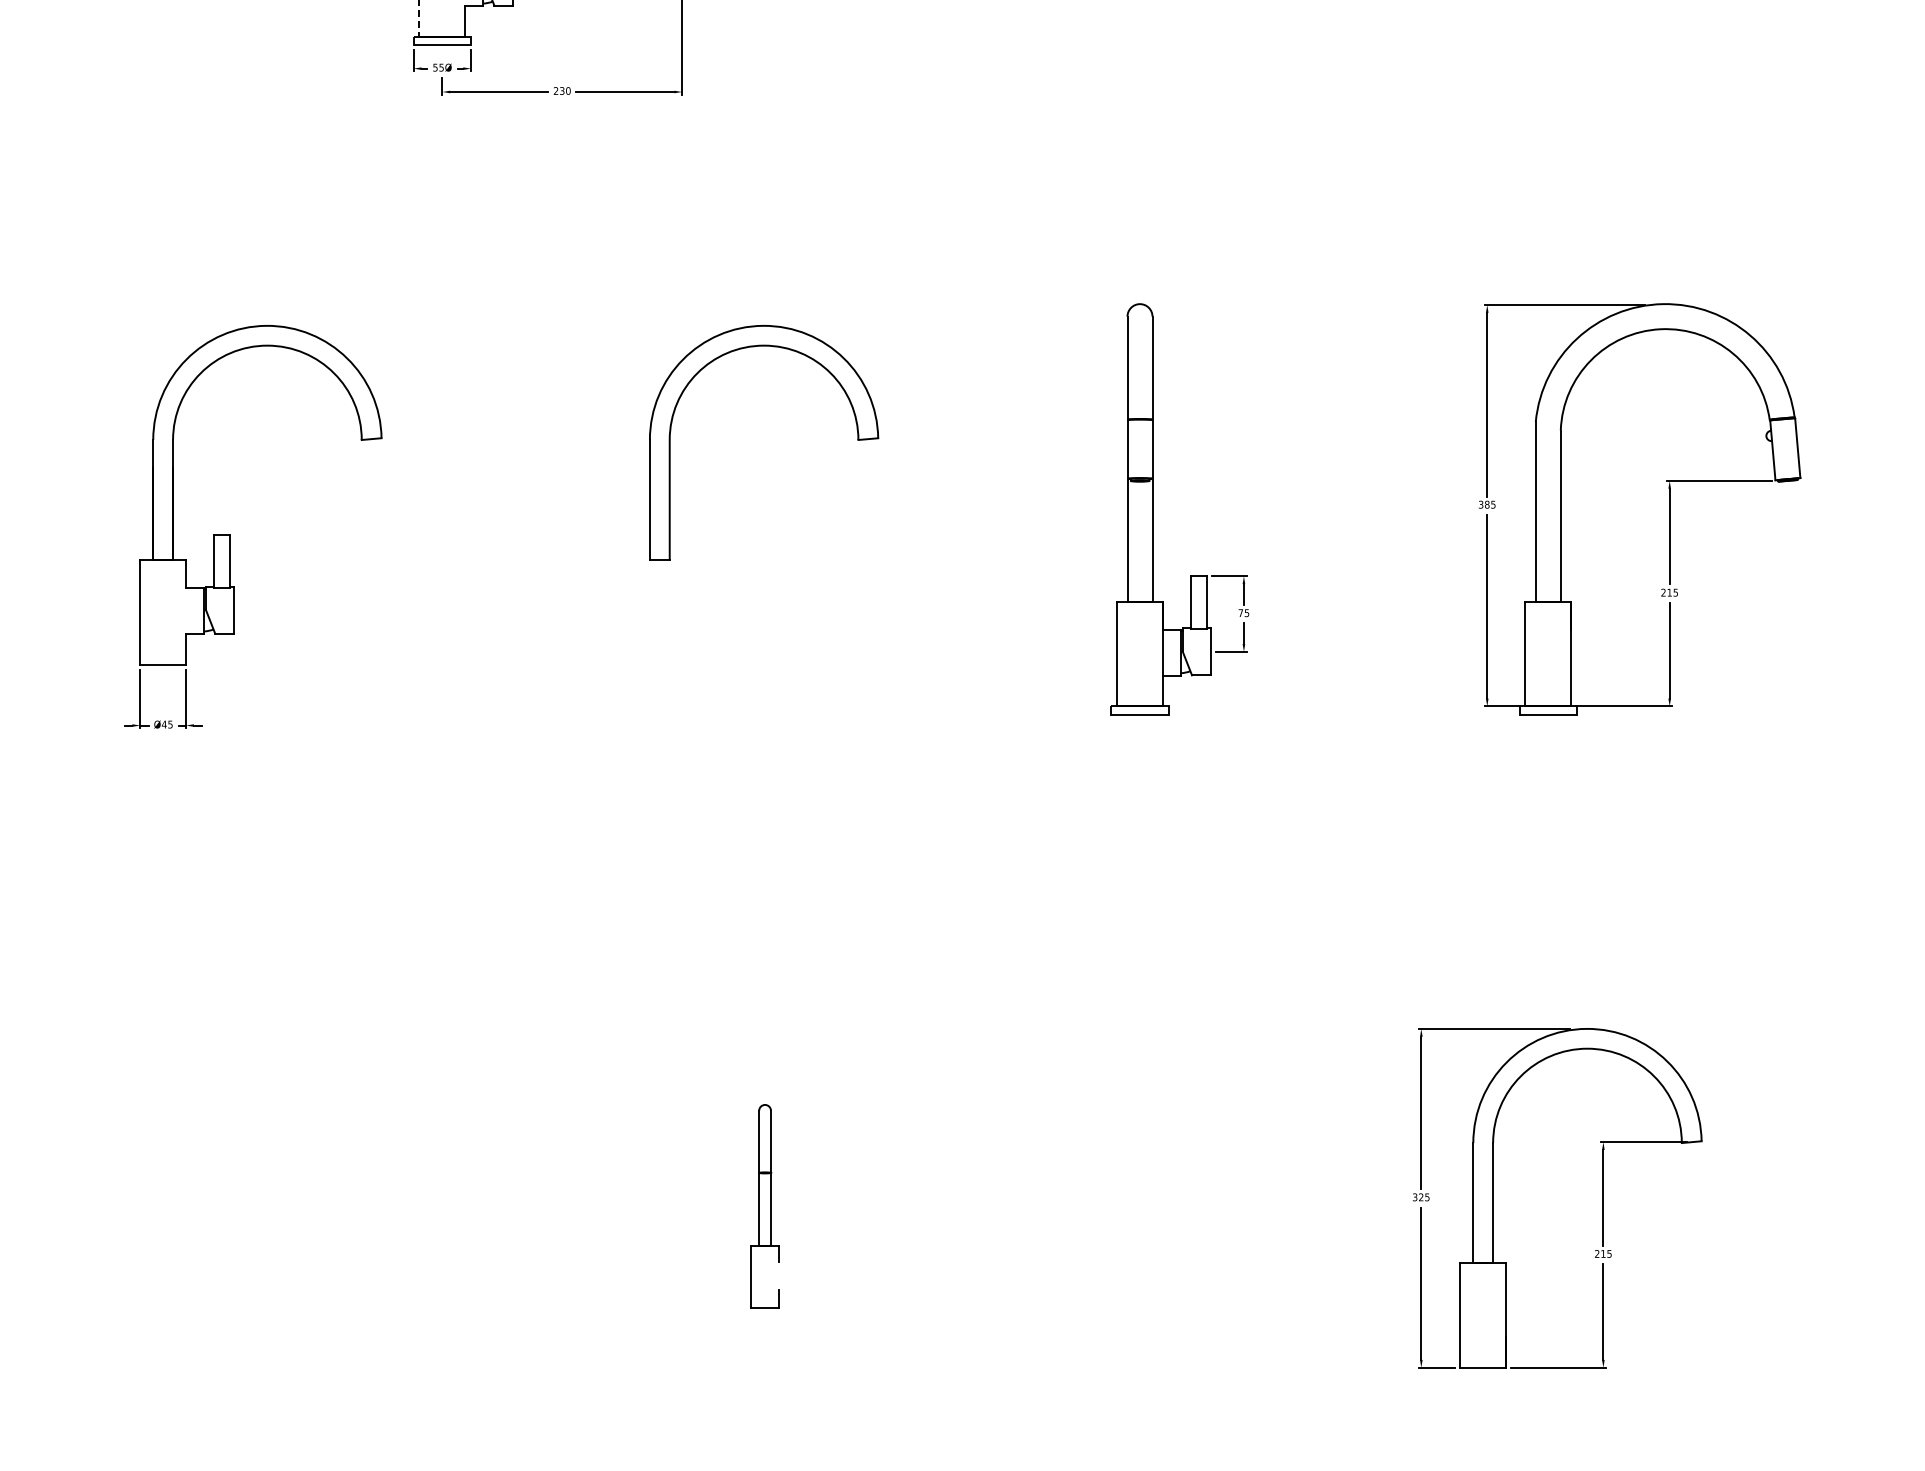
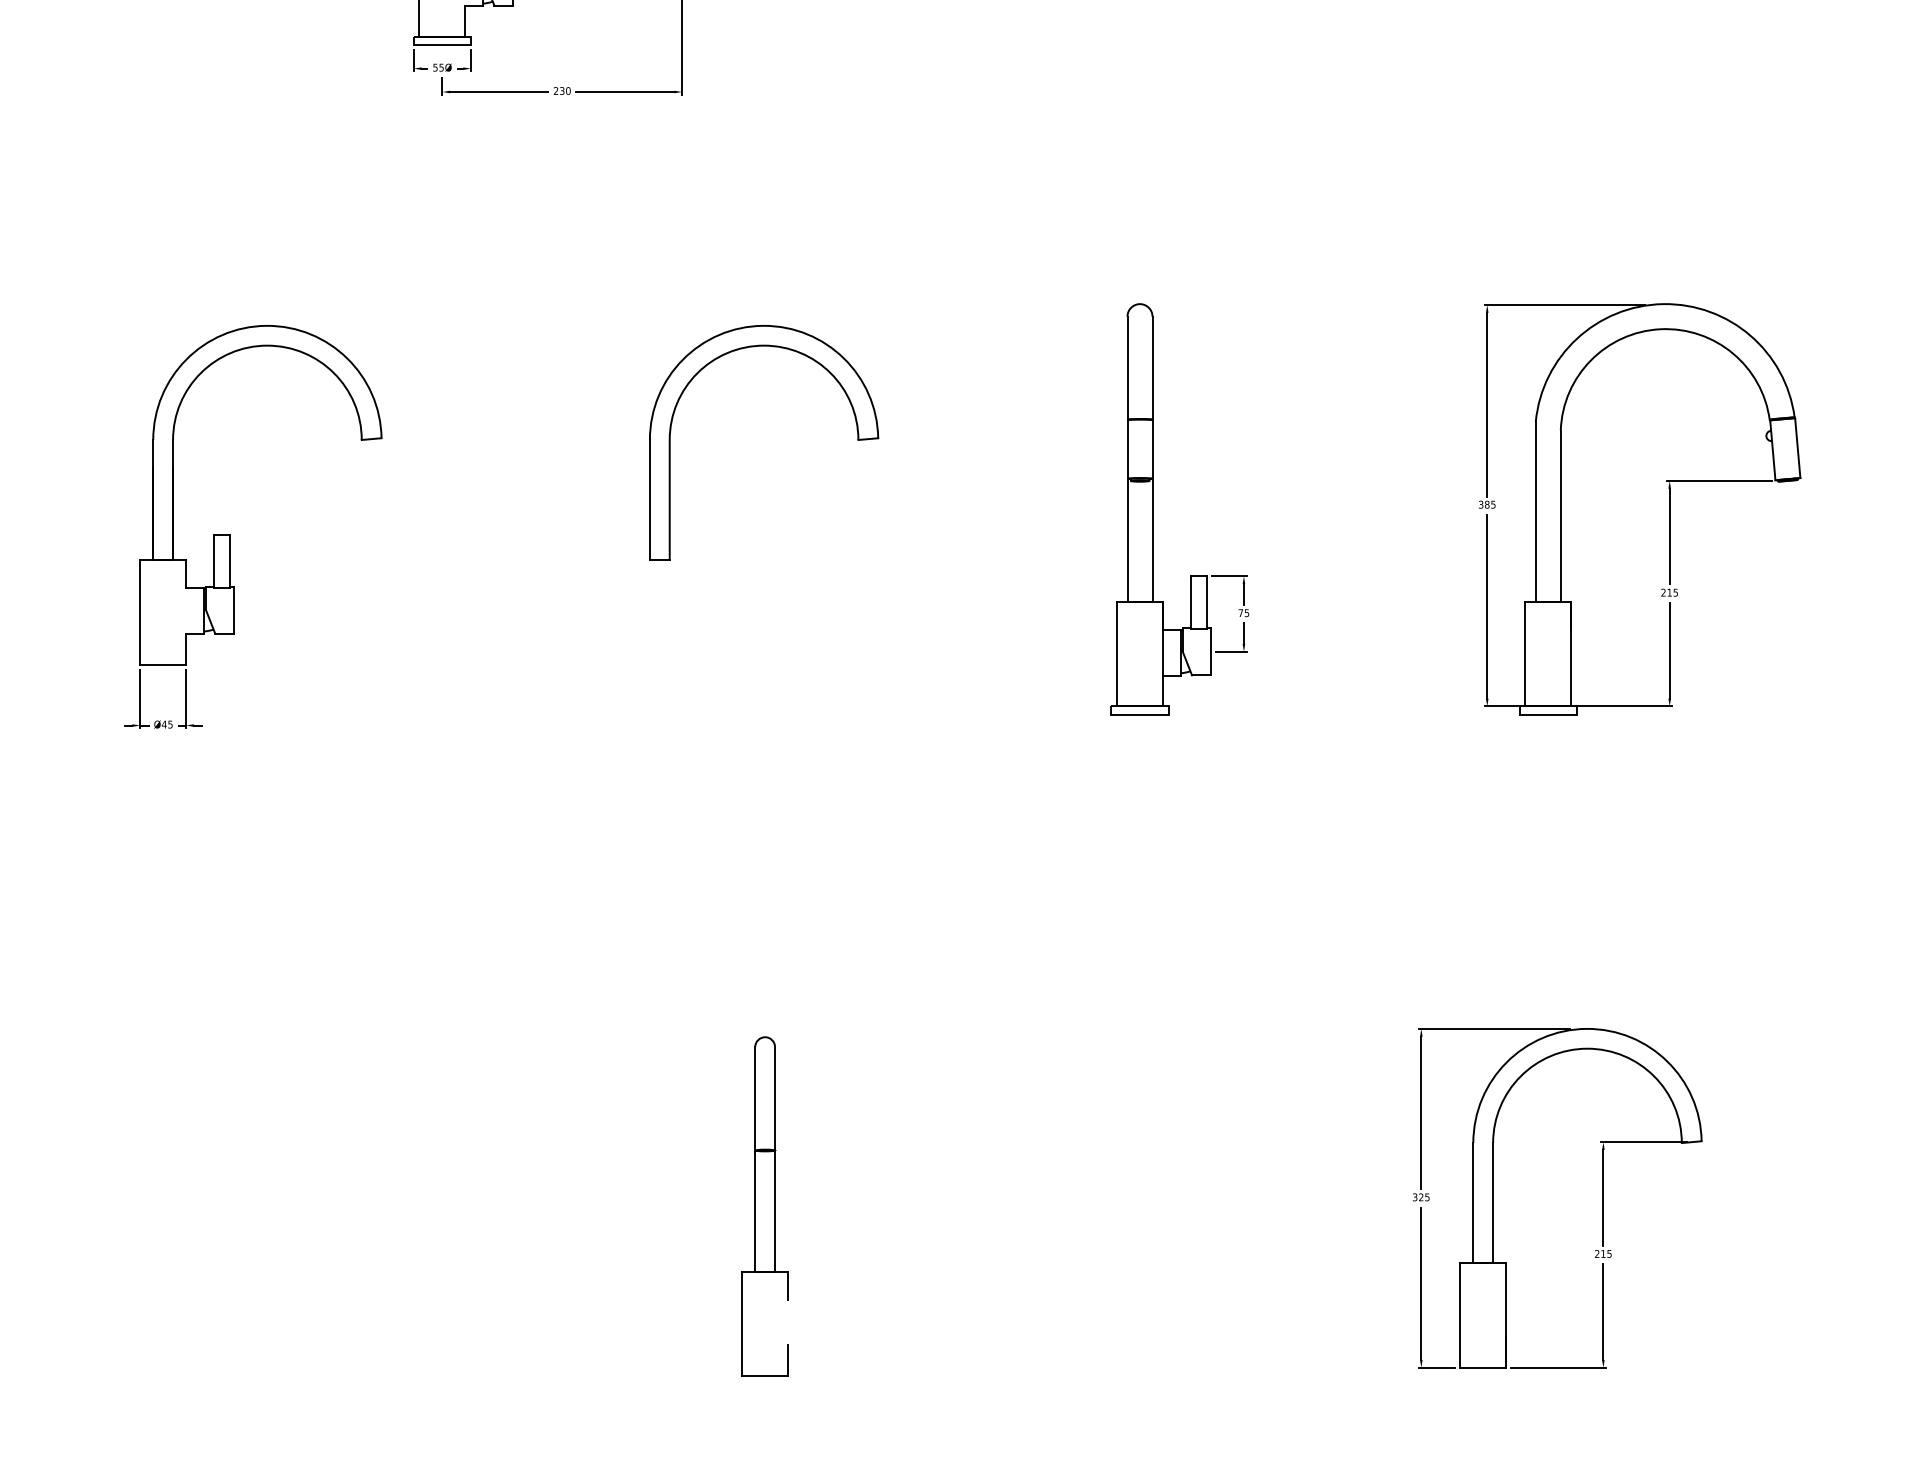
line: dashed -> solid (419, 18)
part size: 30x205 px -> 48x341 px (764, 1206)
